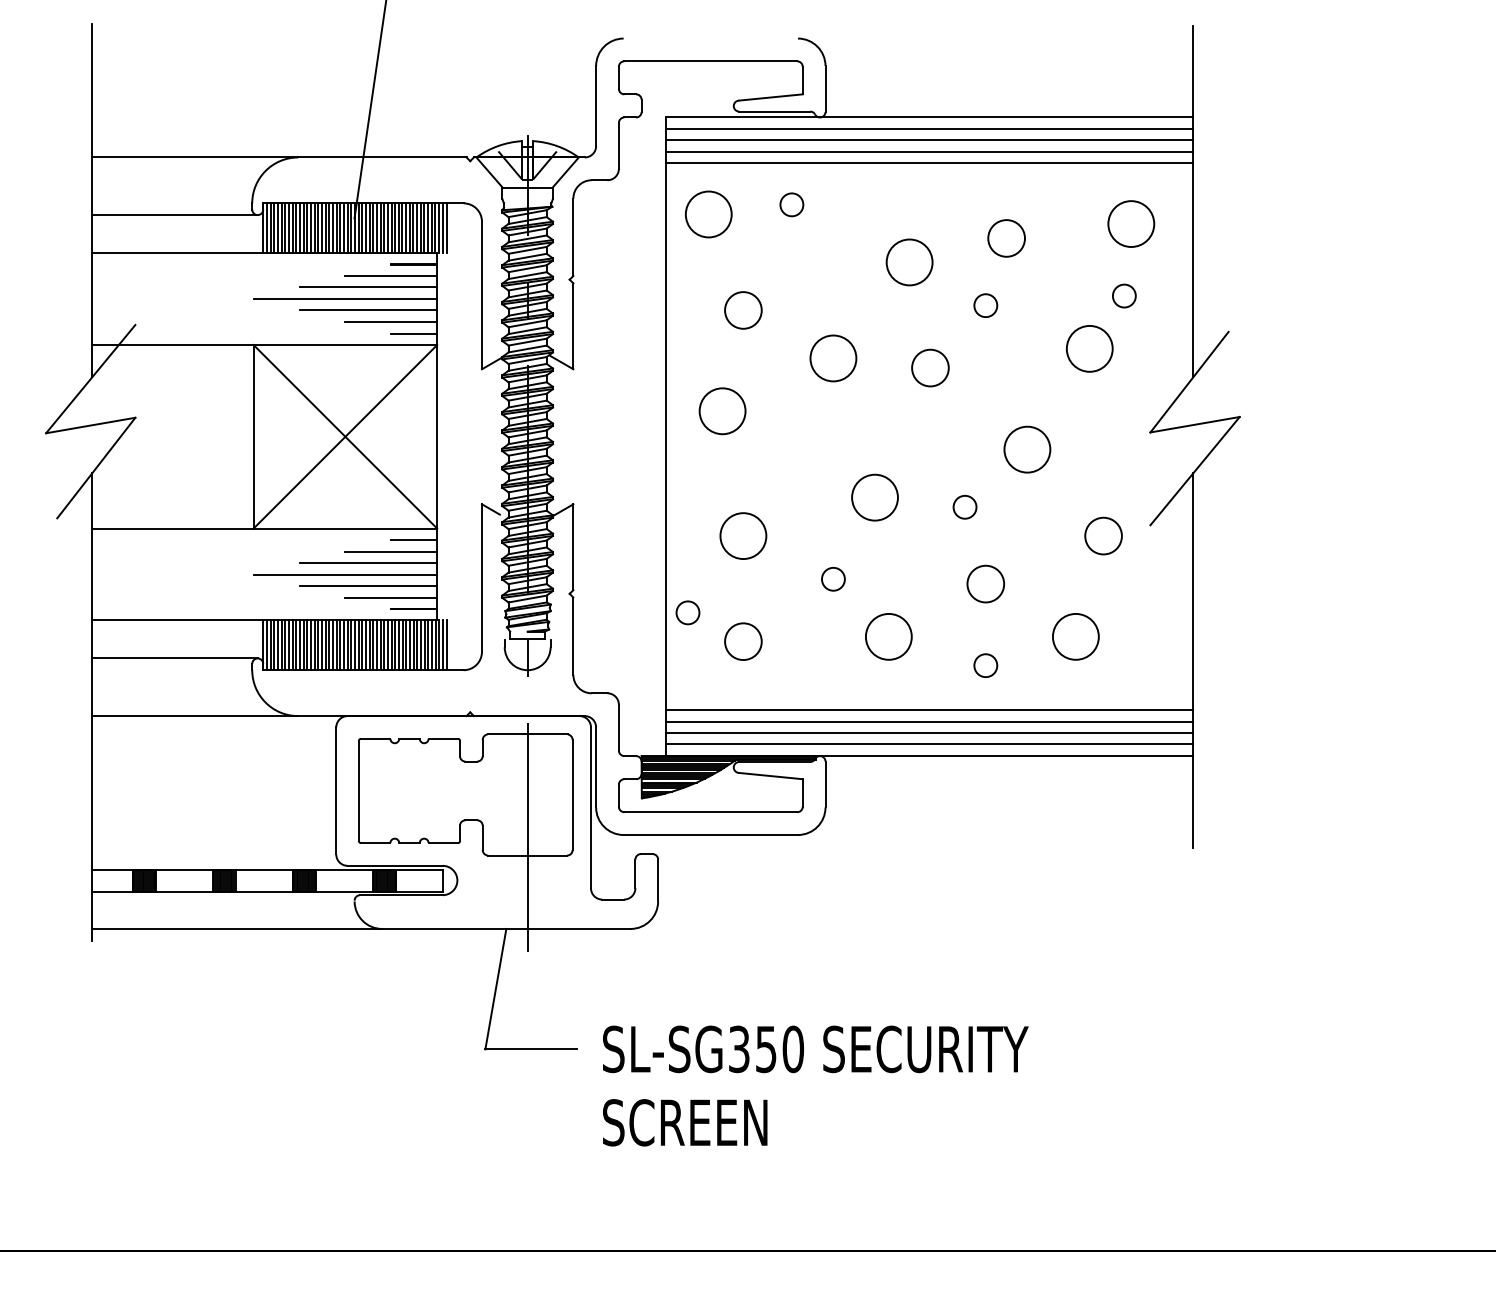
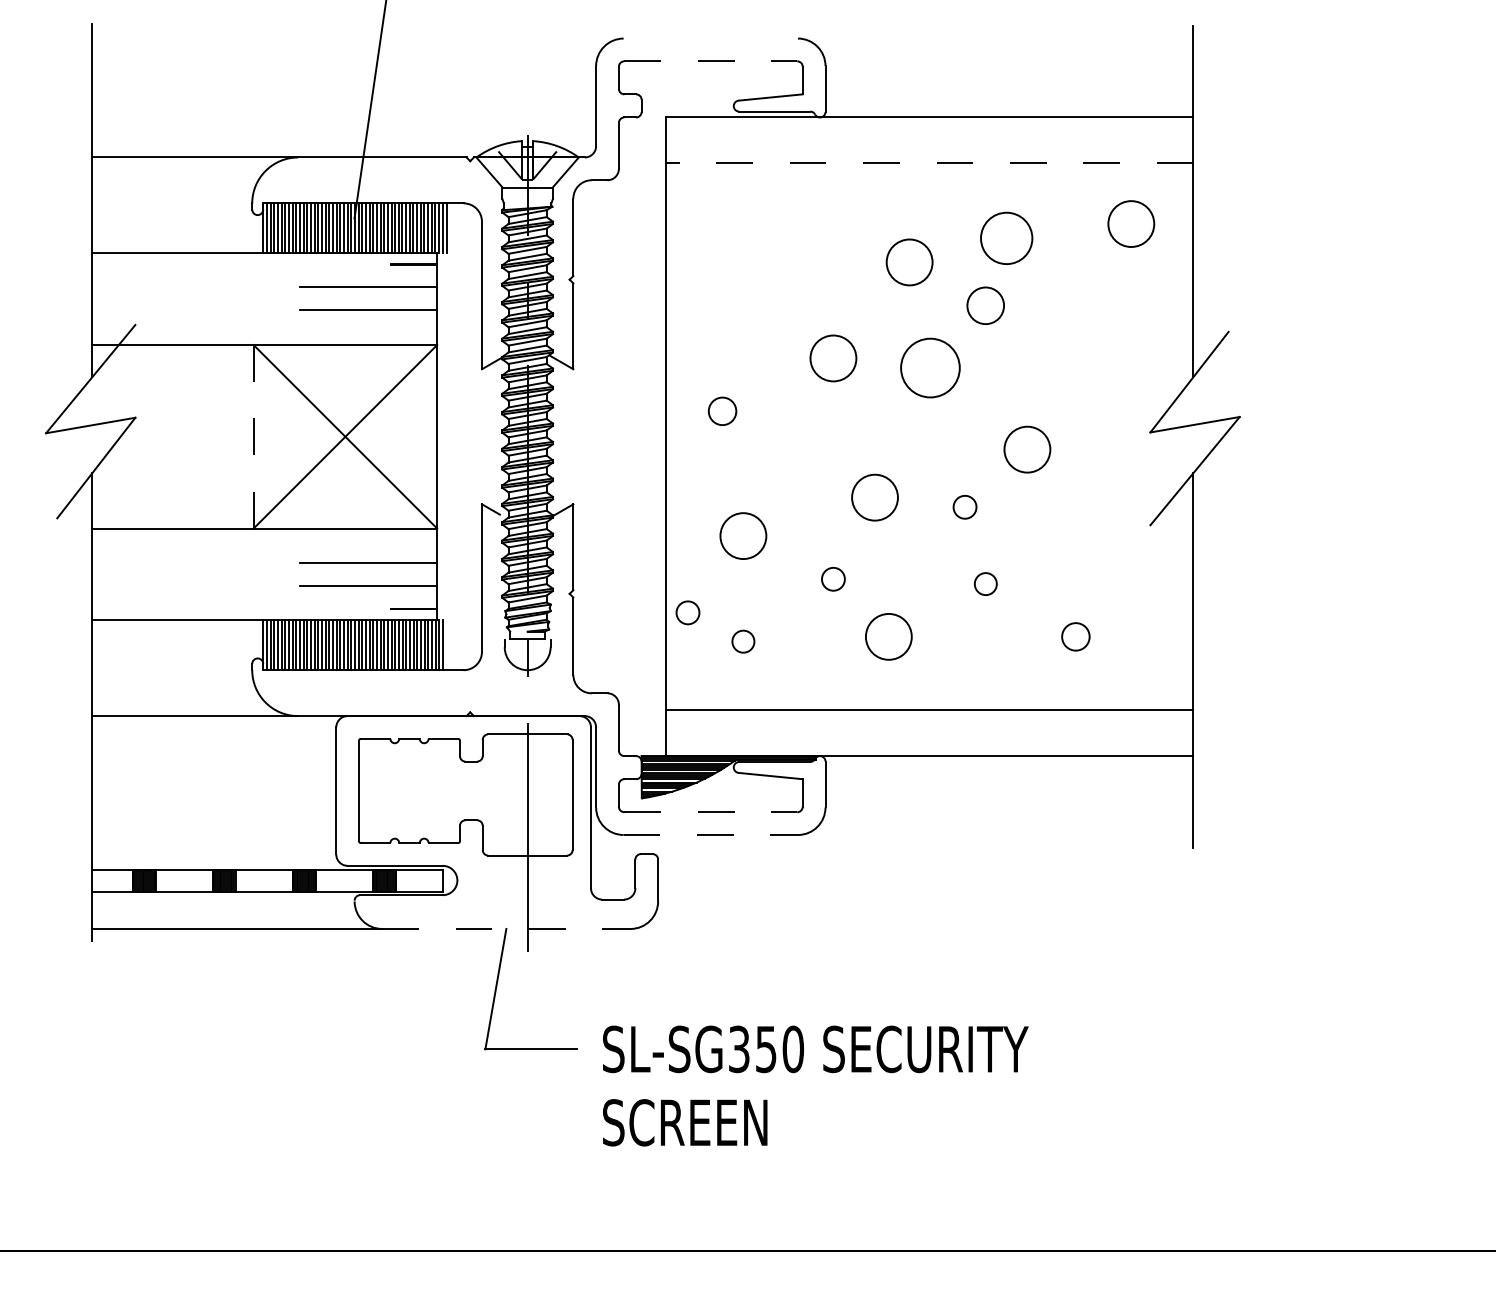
line: solid -> dashed (711, 61)
line: present -> none (929, 128)
line: present -> none (929, 140)
line: present -> none (929, 151)
line: solid -> dashed (929, 163)
circle: present -> none (791, 204)
circle: present -> none (708, 214)
line: present -> none (174, 215)
circle size: 39x39 px -> 54x54 px (1006, 237)
line: present -> none (391, 276)
circle: present -> none (1124, 295)
line: present -> none (345, 298)
circle size: 26x25 px -> 39x39 px (985, 305)
circle: present -> none (743, 310)
line: present -> none (391, 321)
line: present -> none (414, 333)
circle: present -> none (1089, 348)
circle diameter: 37 px -> 59 px (930, 367)
circle size: 49x49 px -> 31x30 px (722, 410)
line: solid -> dashed (253, 436)
circle: present -> none (1103, 535)
line: present -> none (414, 539)
line: present -> none (391, 552)
line: present -> none (345, 574)
circle diameter: 37 px -> 22 px (985, 584)
line: present -> none (391, 597)
circle diameter: 46 px -> 28 px (1075, 636)
circle diameter: 37 px -> 22 px (743, 641)
line: present -> none (446, 645)
line: present -> none (174, 658)
circle: present -> none (985, 665)
line: present -> none (929, 721)
line: present -> none (929, 732)
line: present -> none (929, 744)
line: solid -> dashed (711, 812)
line: solid -> dashed (711, 835)
line: solid -> dashed (506, 928)
